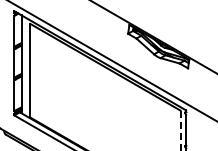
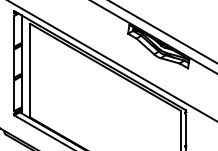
line: none -> present (162, 31)
line: dashed -> solid (180, 130)
